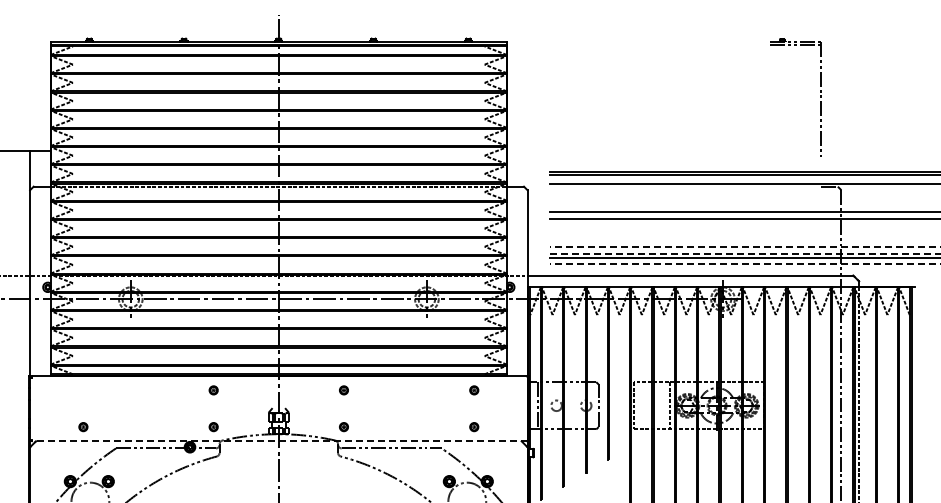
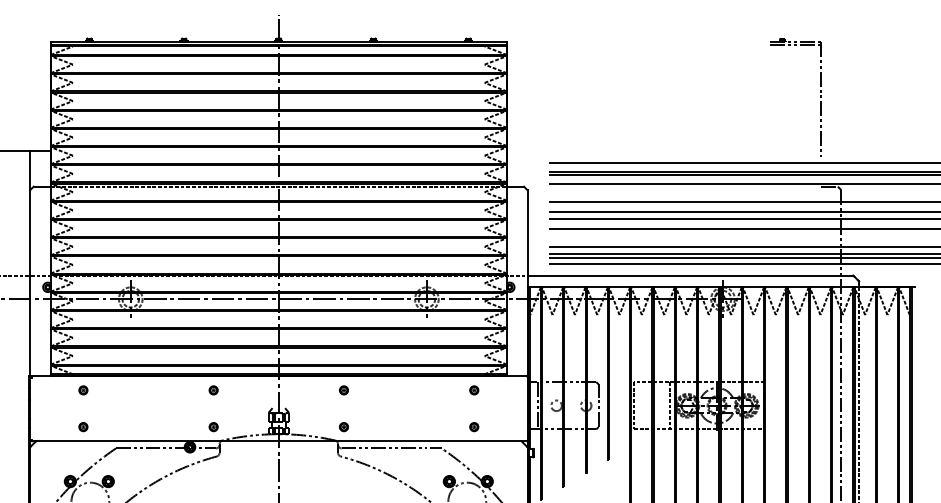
line: none -> present (743, 163)
line: none -> present (743, 201)
line: none -> present (743, 228)
line: dashed -> solid (744, 247)
line: dashed -> solid (745, 253)
line: dashed -> solid (744, 264)
part: none -> present (83, 390)
line: dashed -> solid (279, 441)
